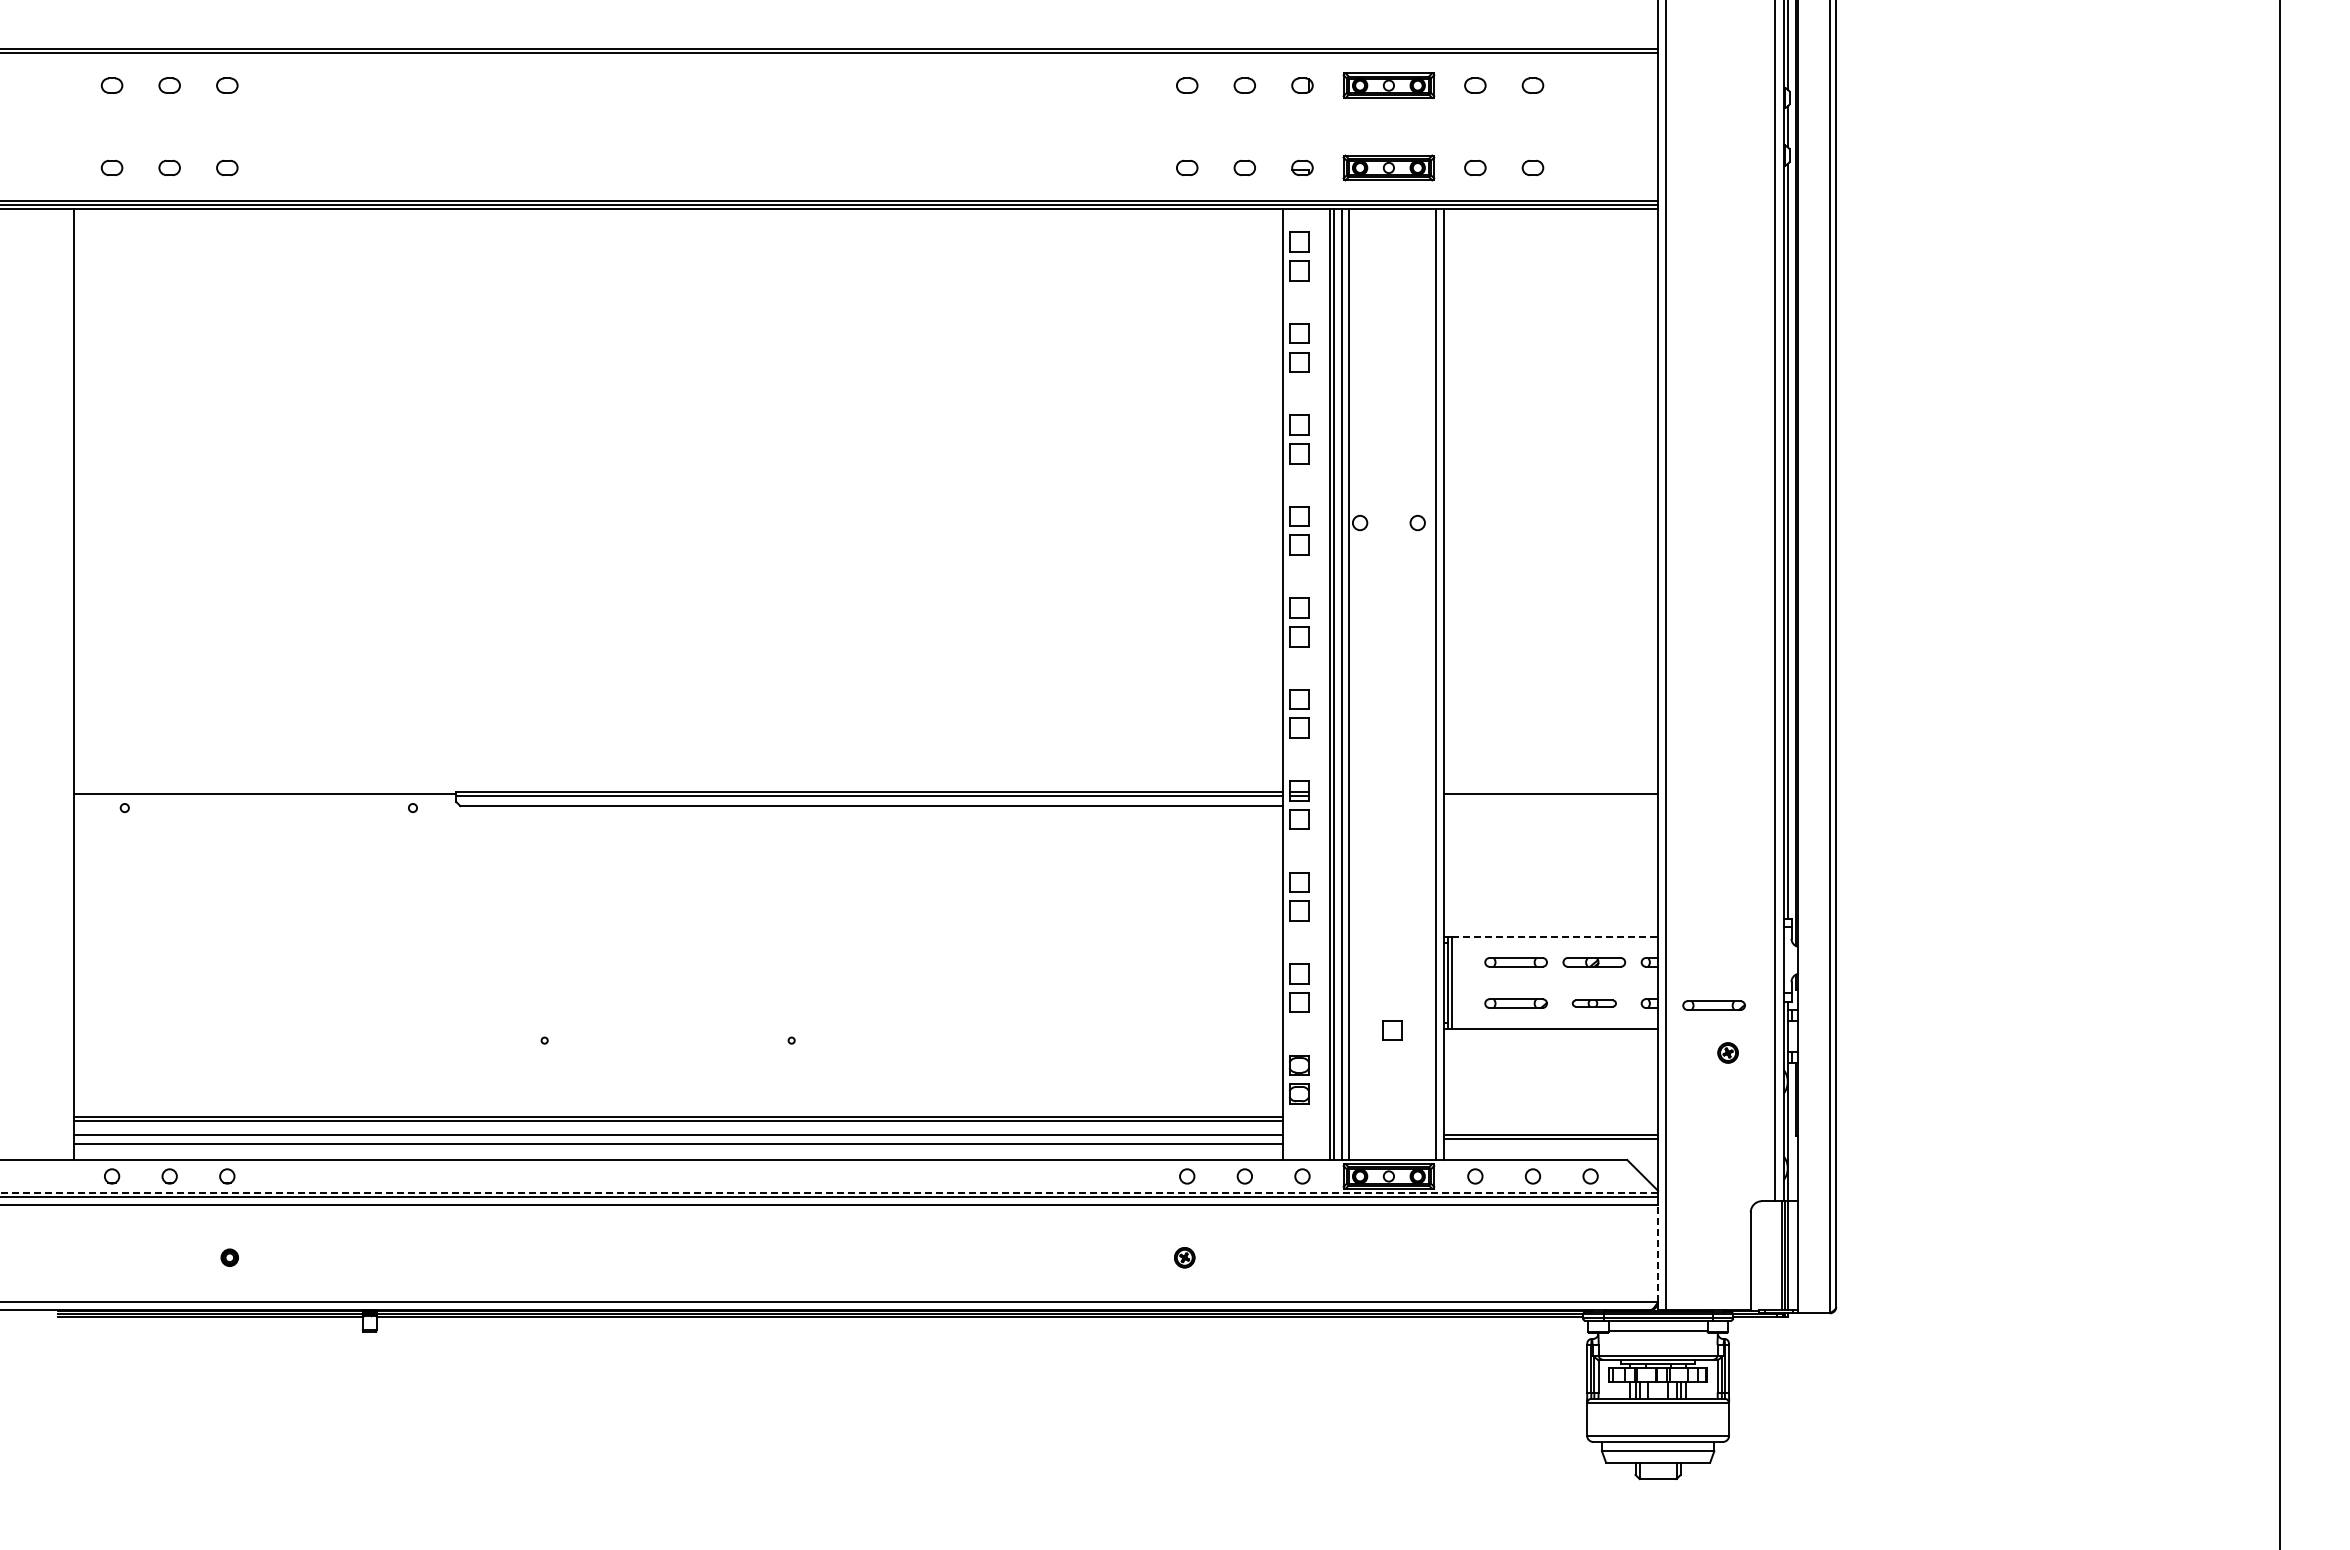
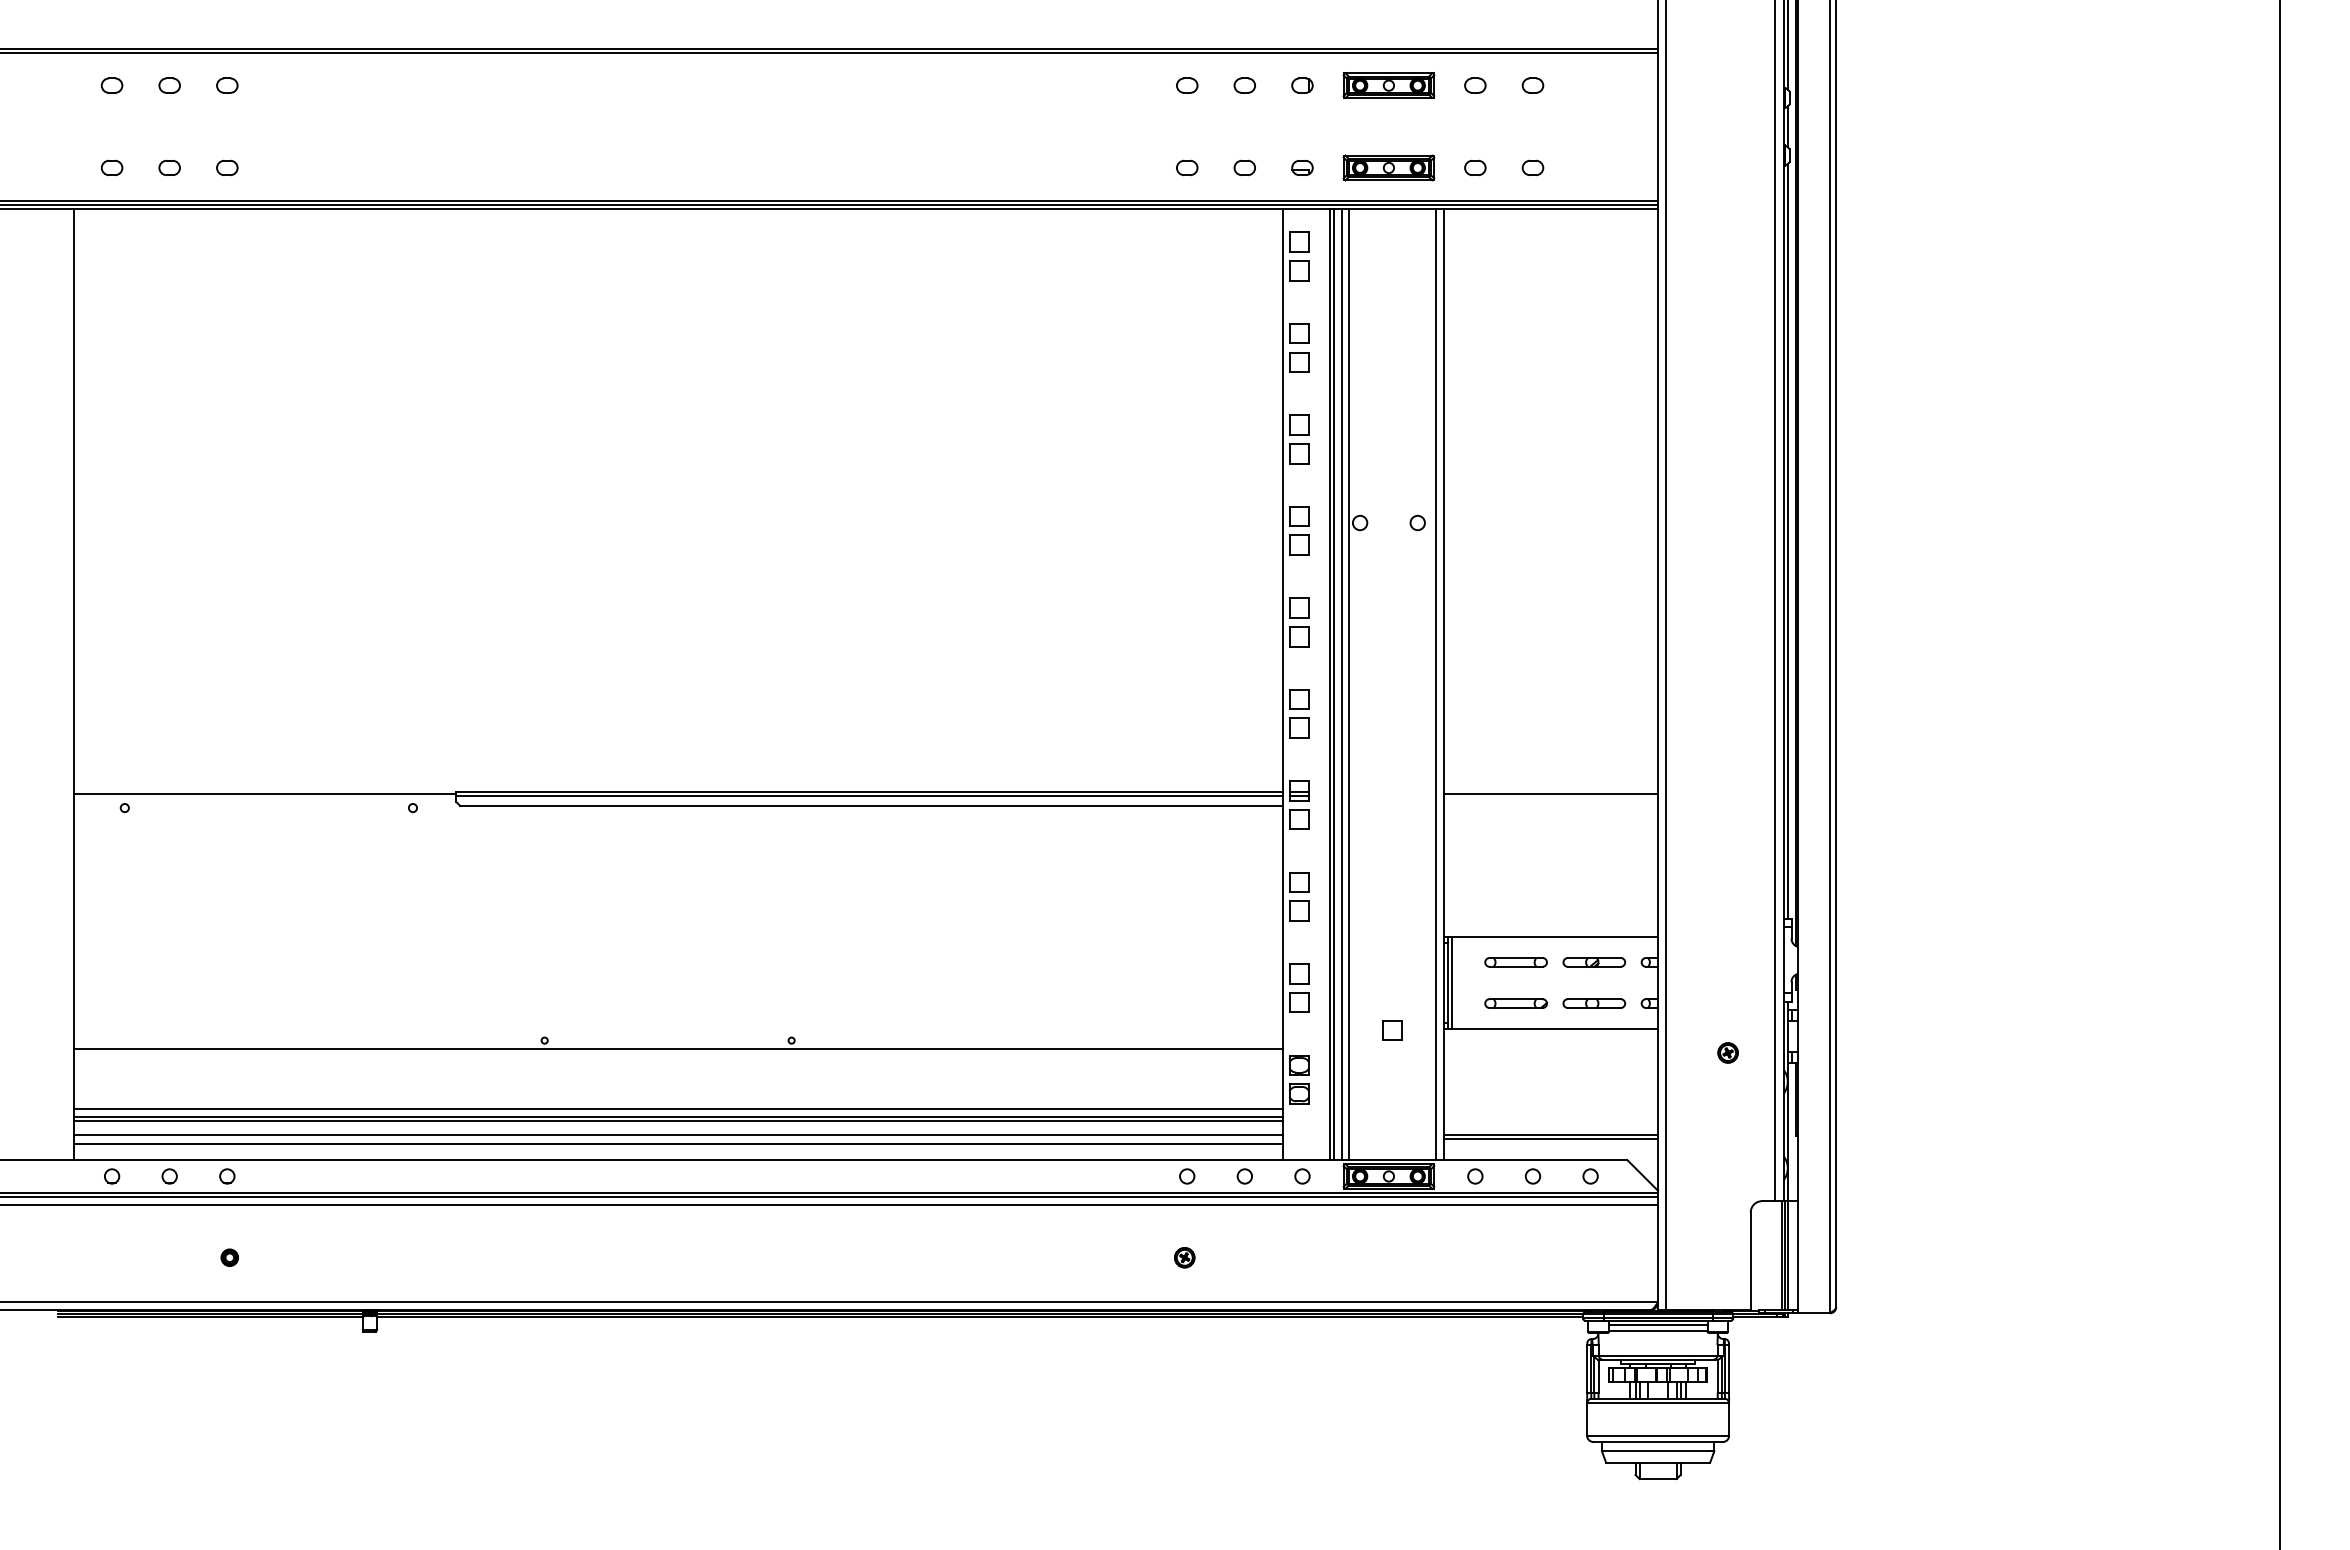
line: dashed -> solid (1555, 936)
part size: 46x9 px -> 65x11 px (1594, 1003)
part: present -> none (1713, 1005)
line: none -> present (678, 1048)
line: none -> present (678, 1108)
line: dashed -> solid (829, 1192)
line: dashed -> solid (1658, 1253)
line: none -> present (1657, 1324)
